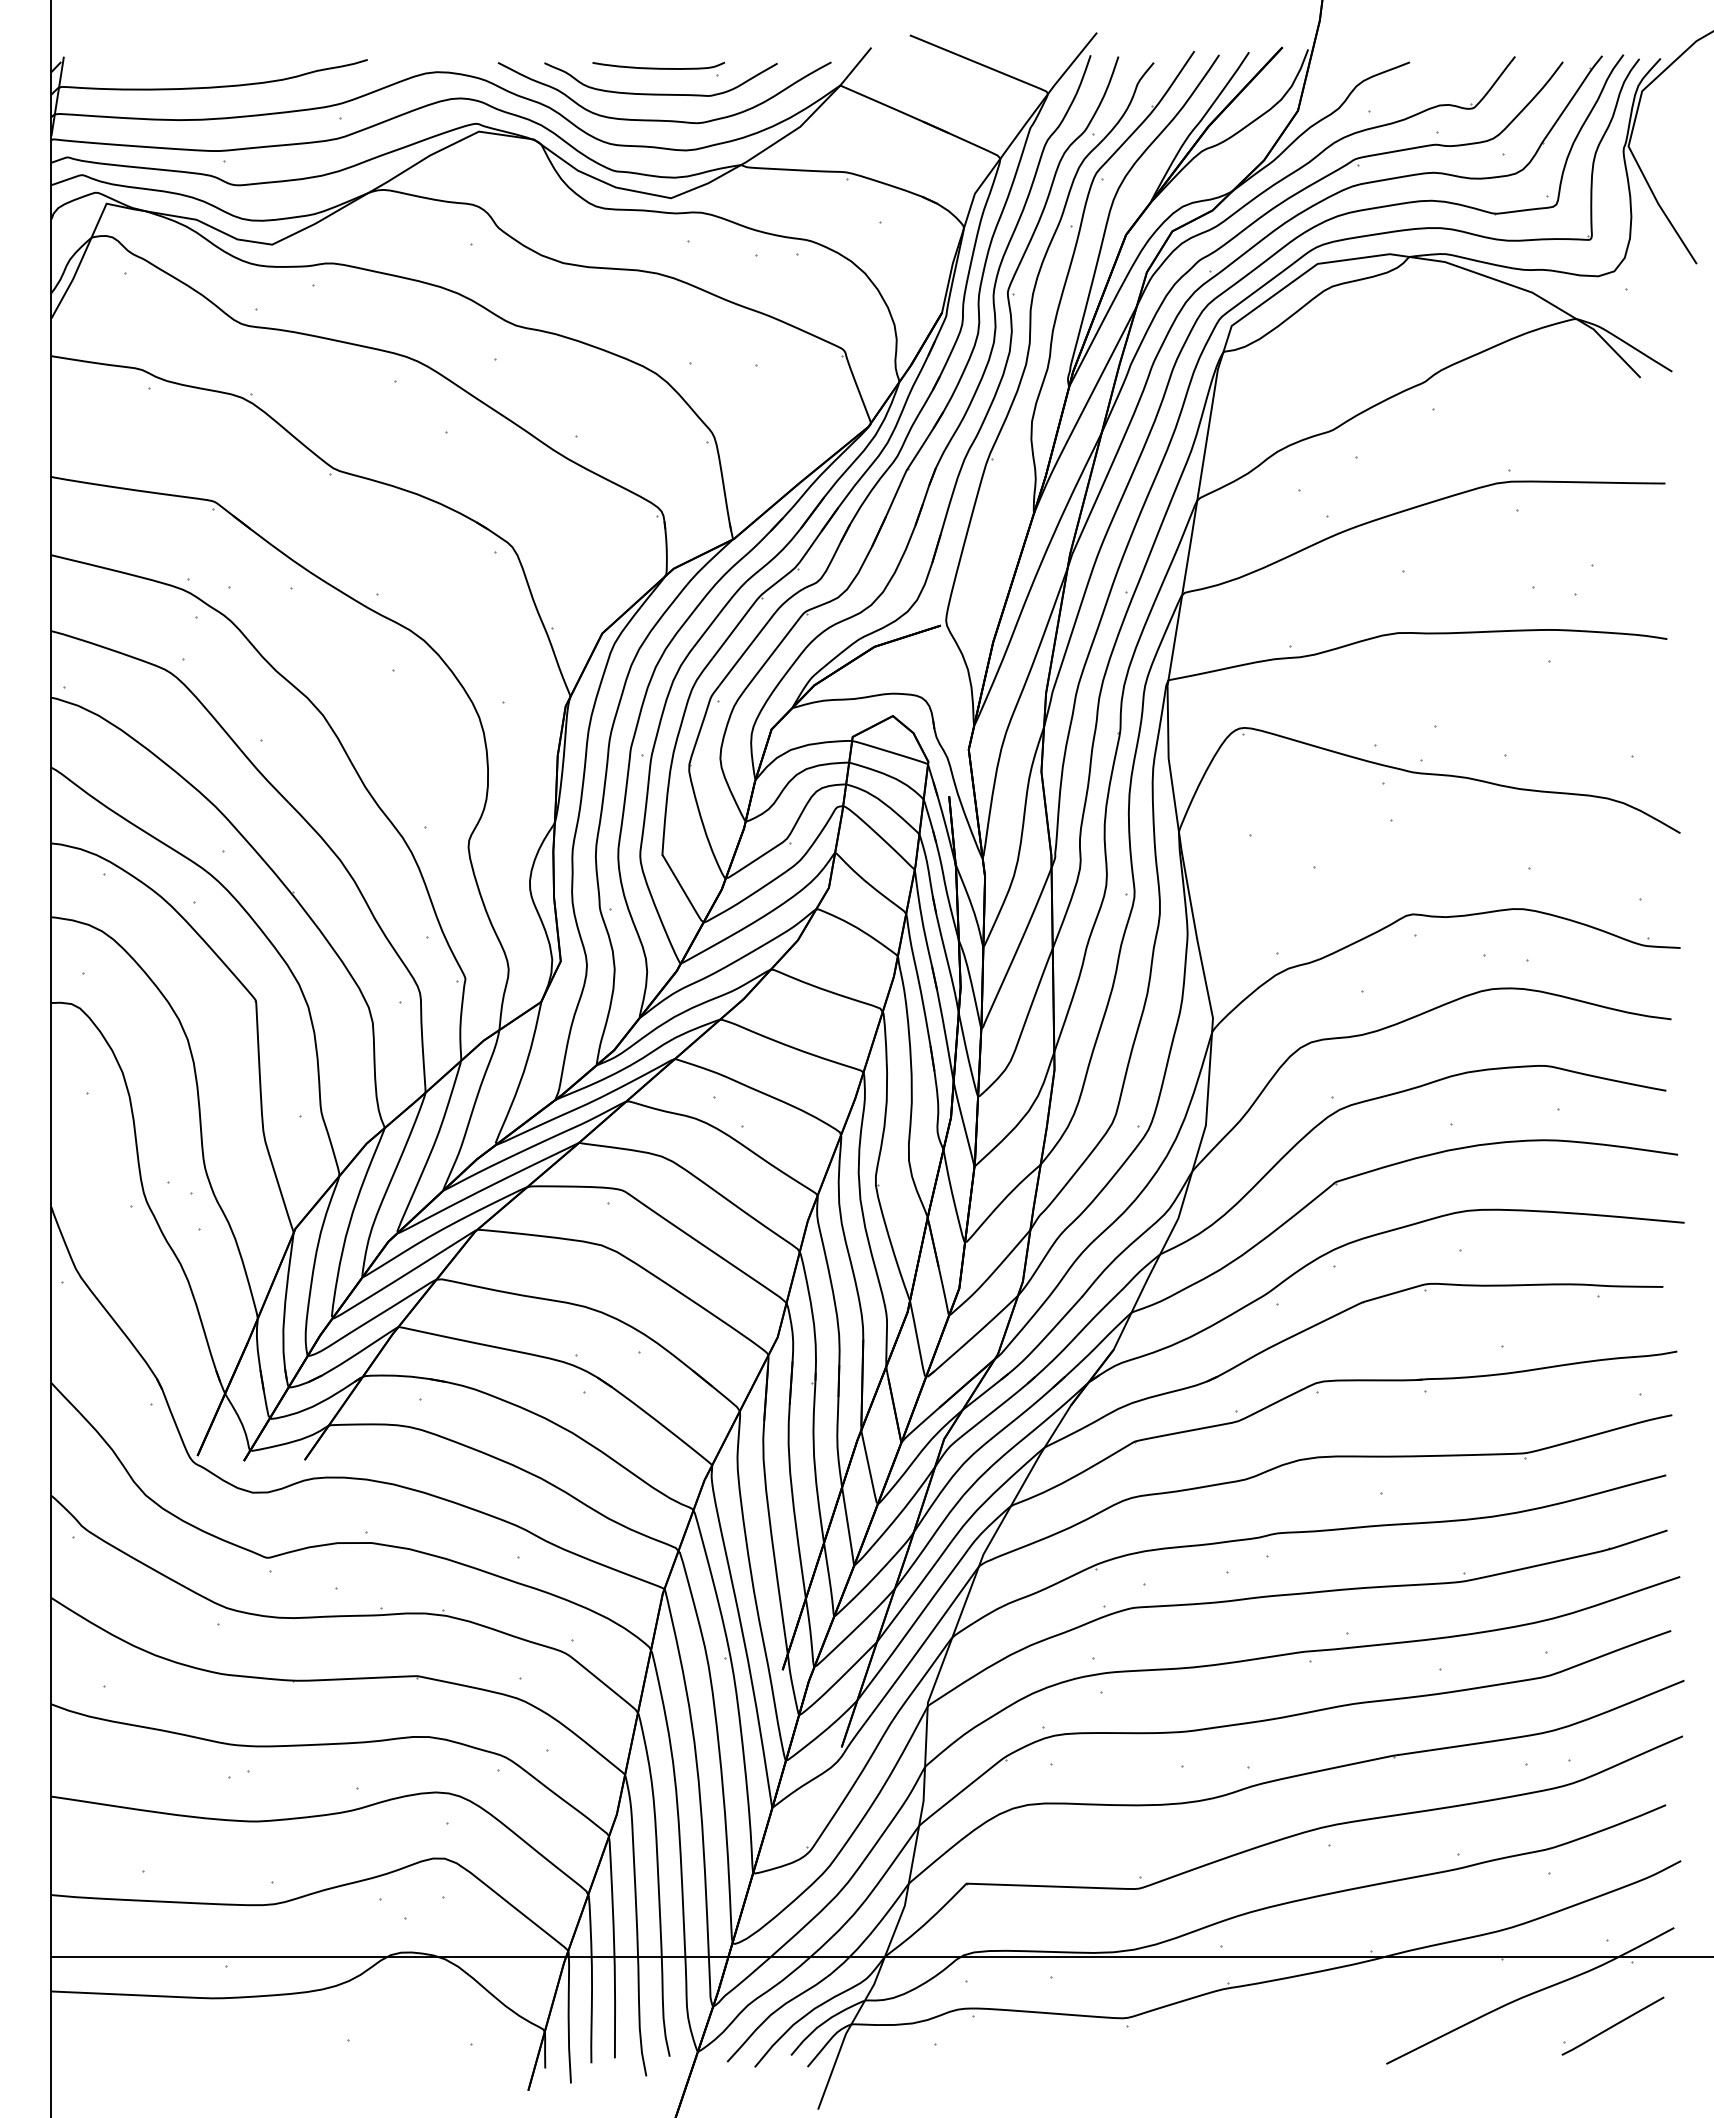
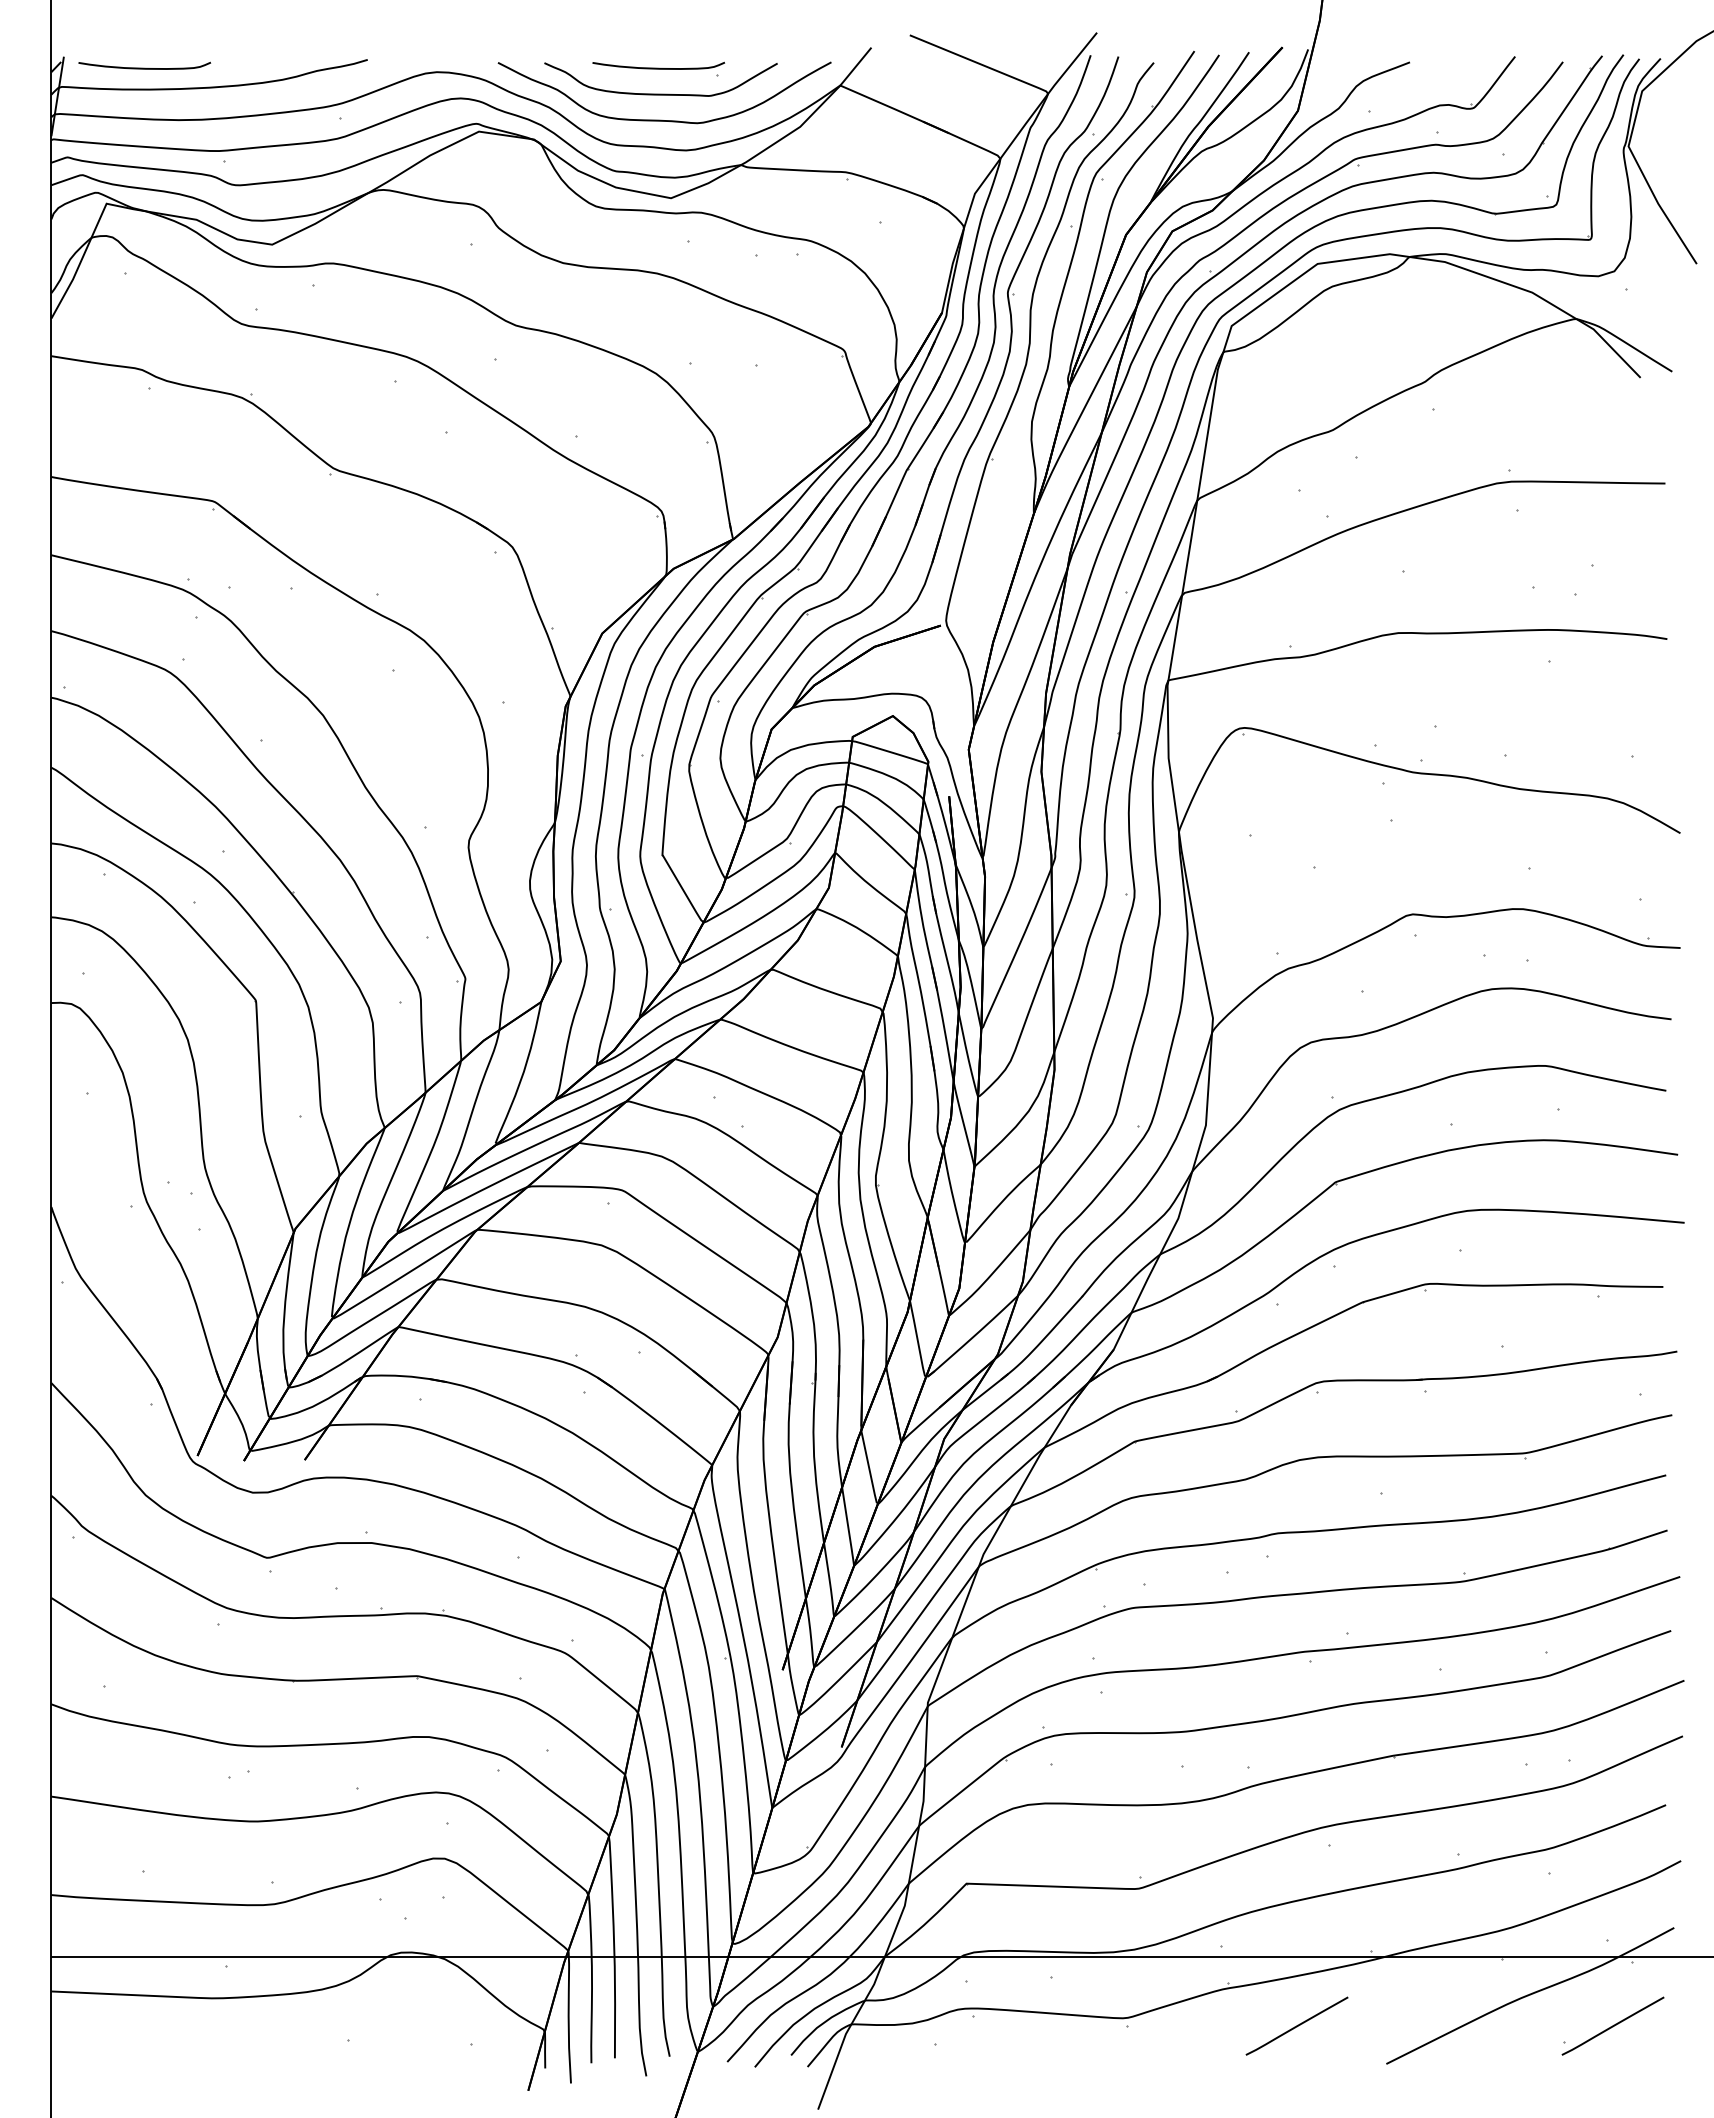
curve: none -> present (144, 67)
line: none -> present (1296, 2025)
